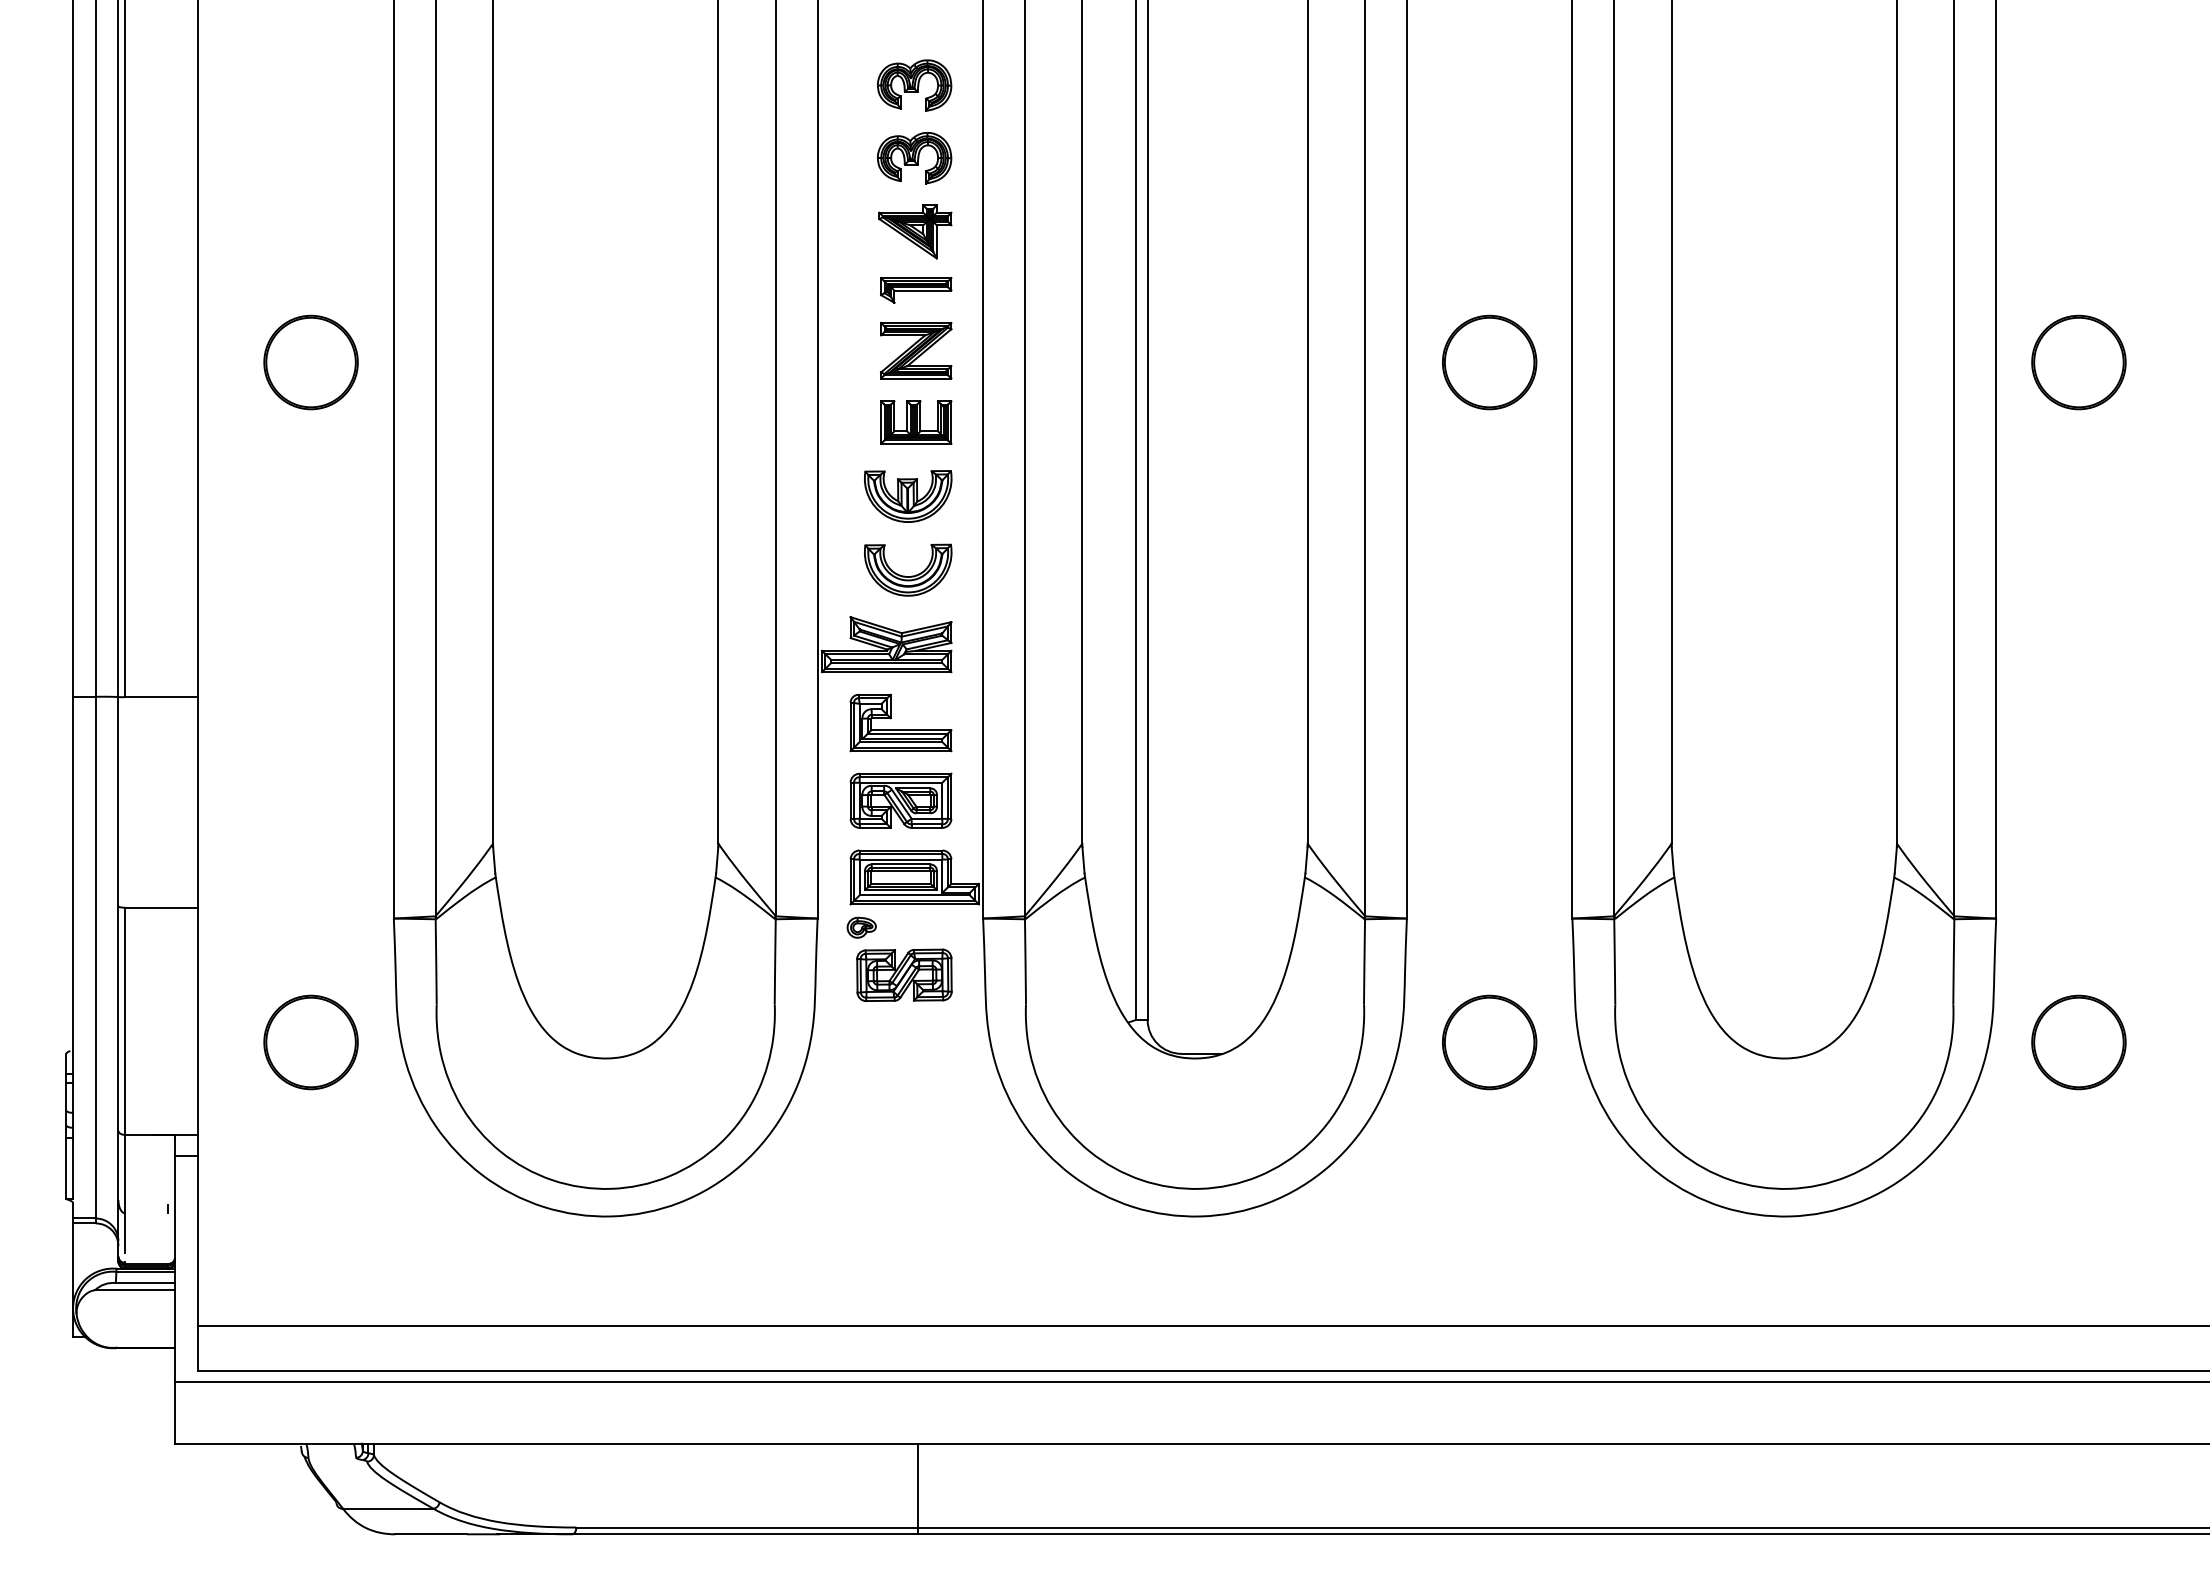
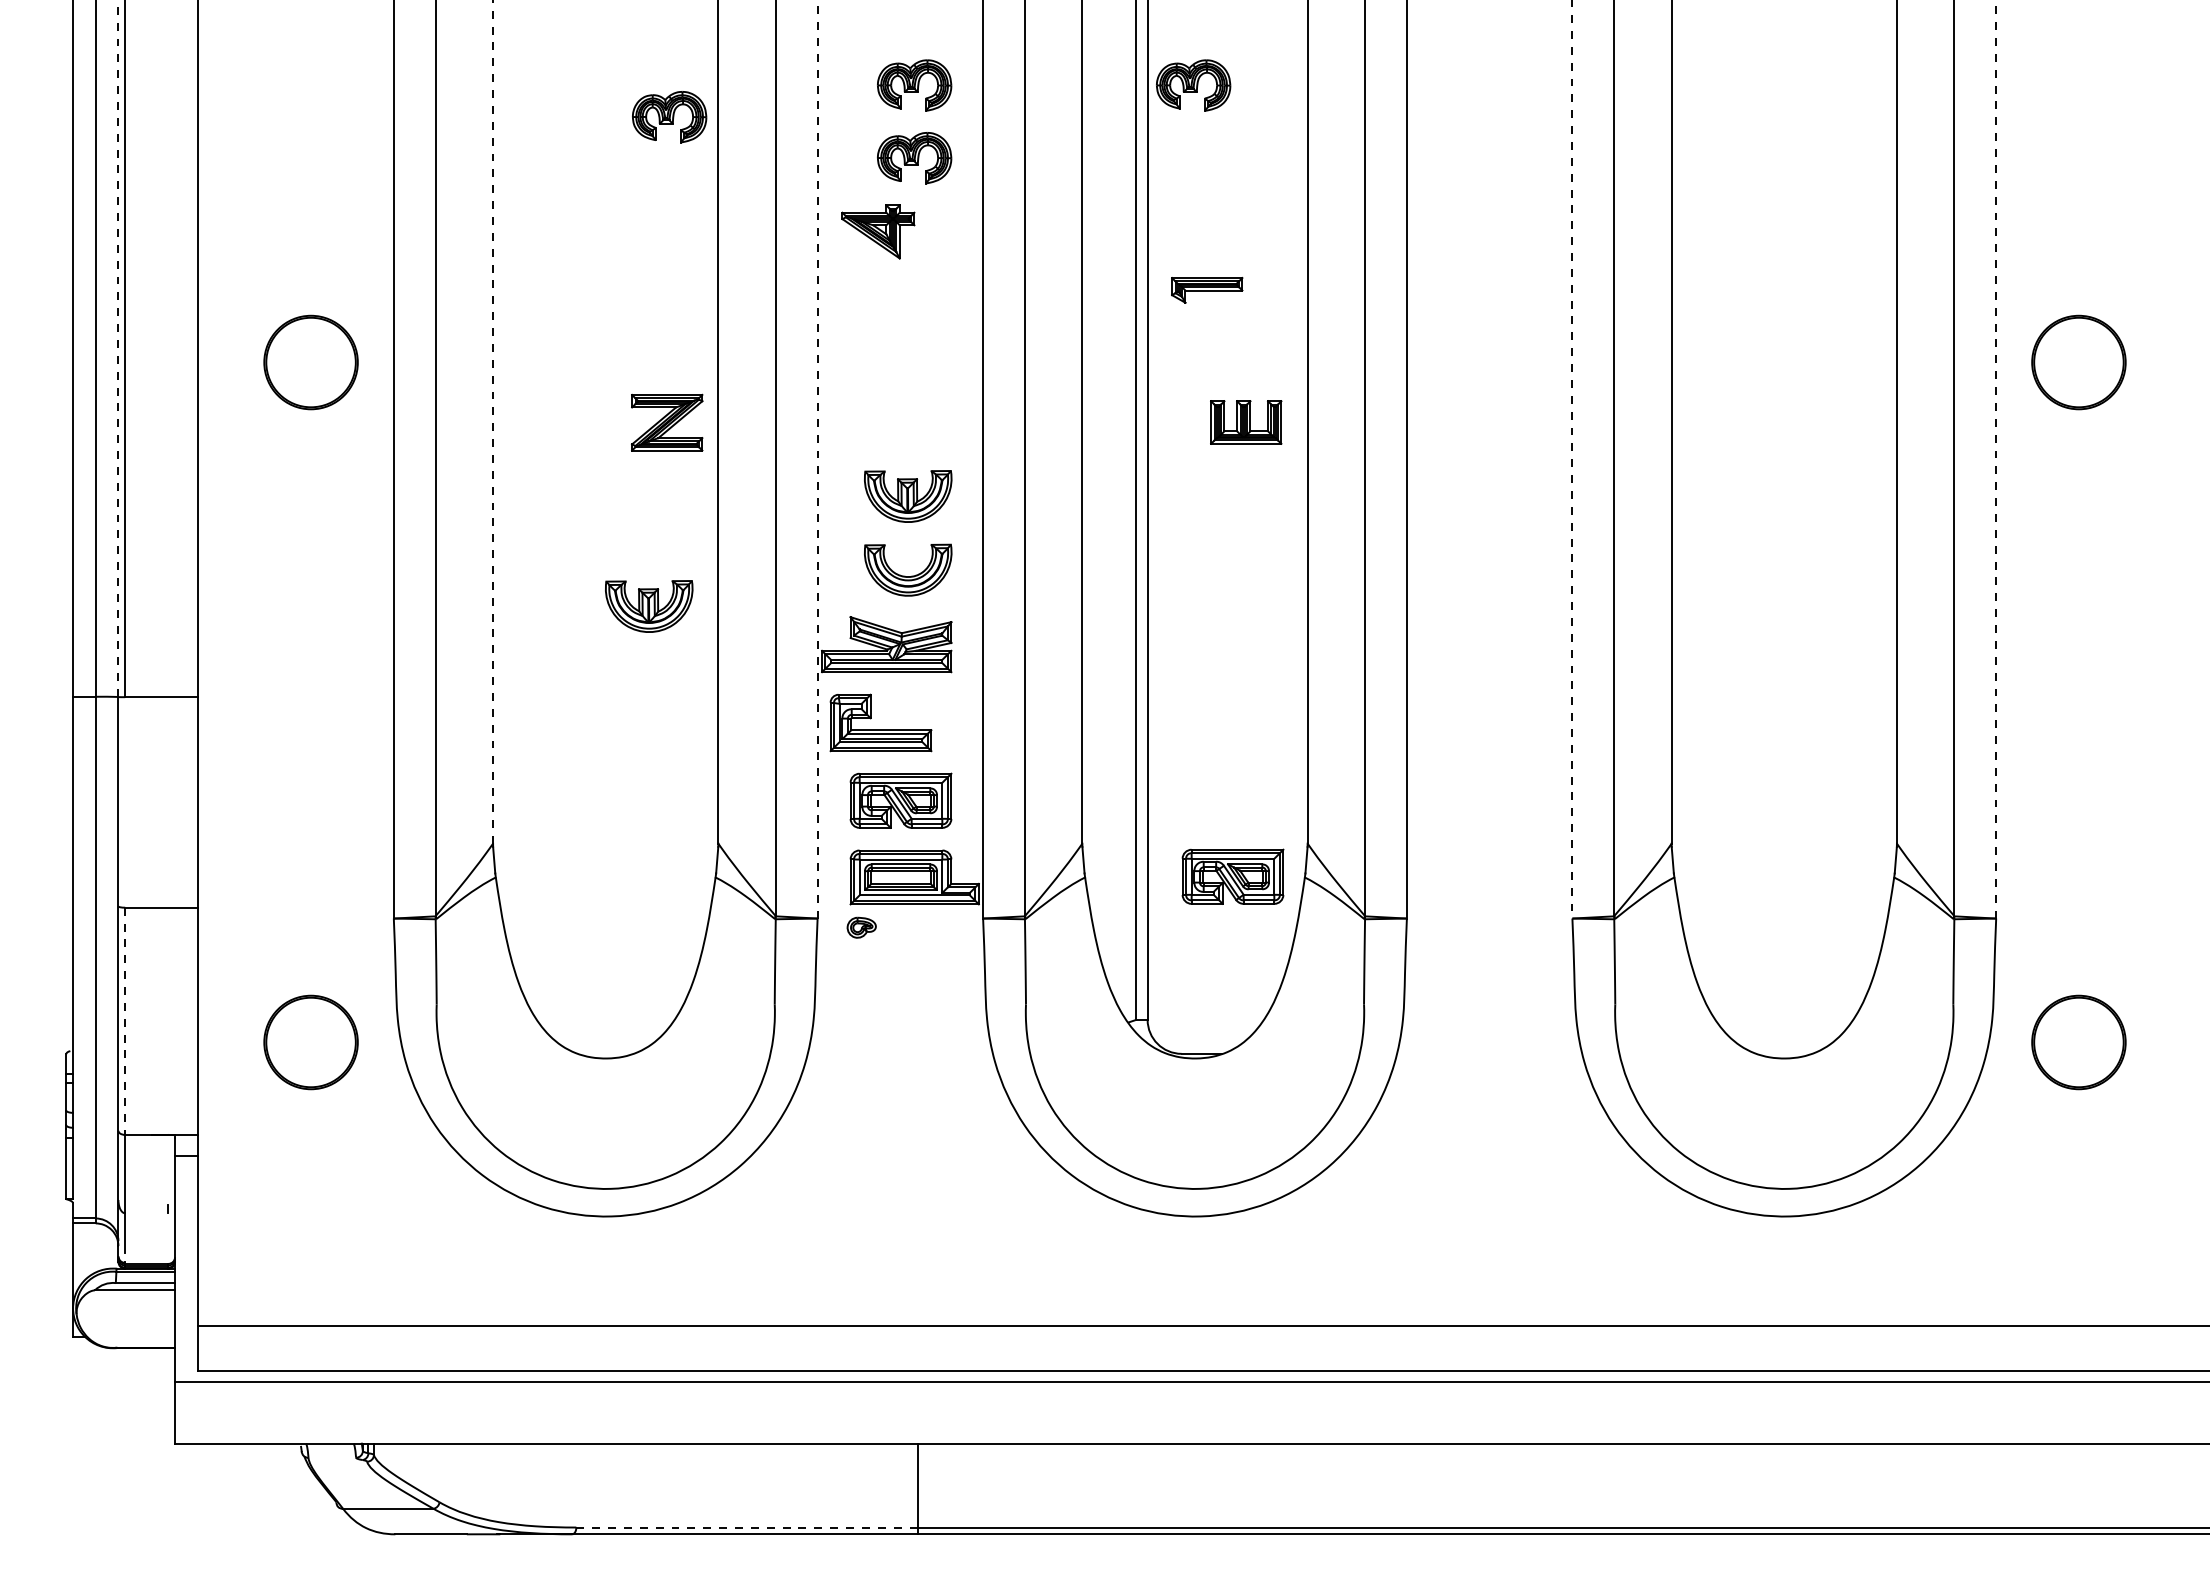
part: none -> present (1193, 85)
part: none -> present (669, 117)
part position: (915, 231) -> (878, 231) (878, 231)
part position: (916, 290) -> (1207, 290) (1207, 290)
line: solid -> dashed (118, 348)
part position: (916, 350) -> (667, 422) (667, 422)
part: present -> none (1489, 362)
line: solid -> dashed (493, 421)
part position: (916, 422) -> (1246, 422) (1246, 422)
line: solid -> dashed (817, 459)
line: solid -> dashed (1572, 459)
line: solid -> dashed (1996, 459)
part: none -> present (649, 606)
part position: (900, 729) -> (880, 729) (880, 729)
part: none -> present (1232, 876)
part: present -> none (904, 974)
line: solid -> dashed (125, 1021)
part: present -> none (1489, 1042)
line: solid -> dashed (747, 1527)
